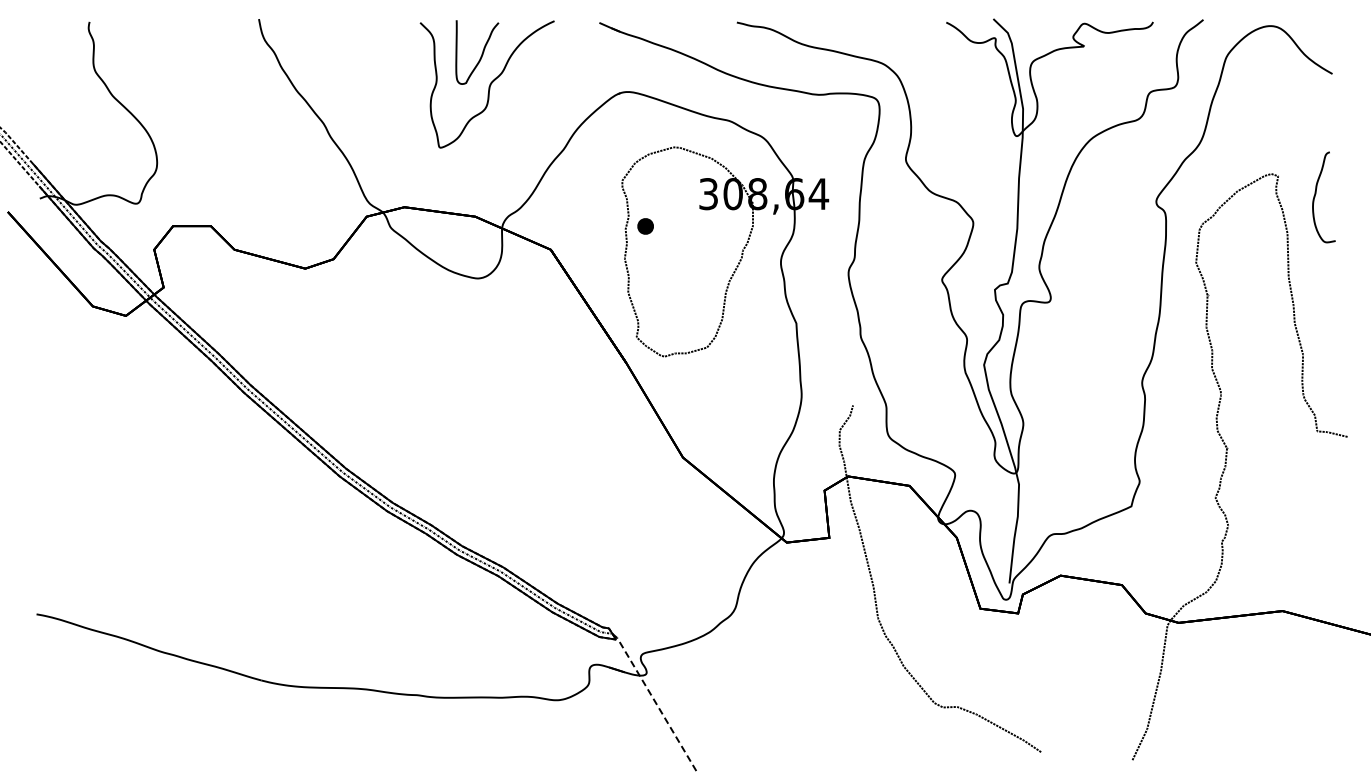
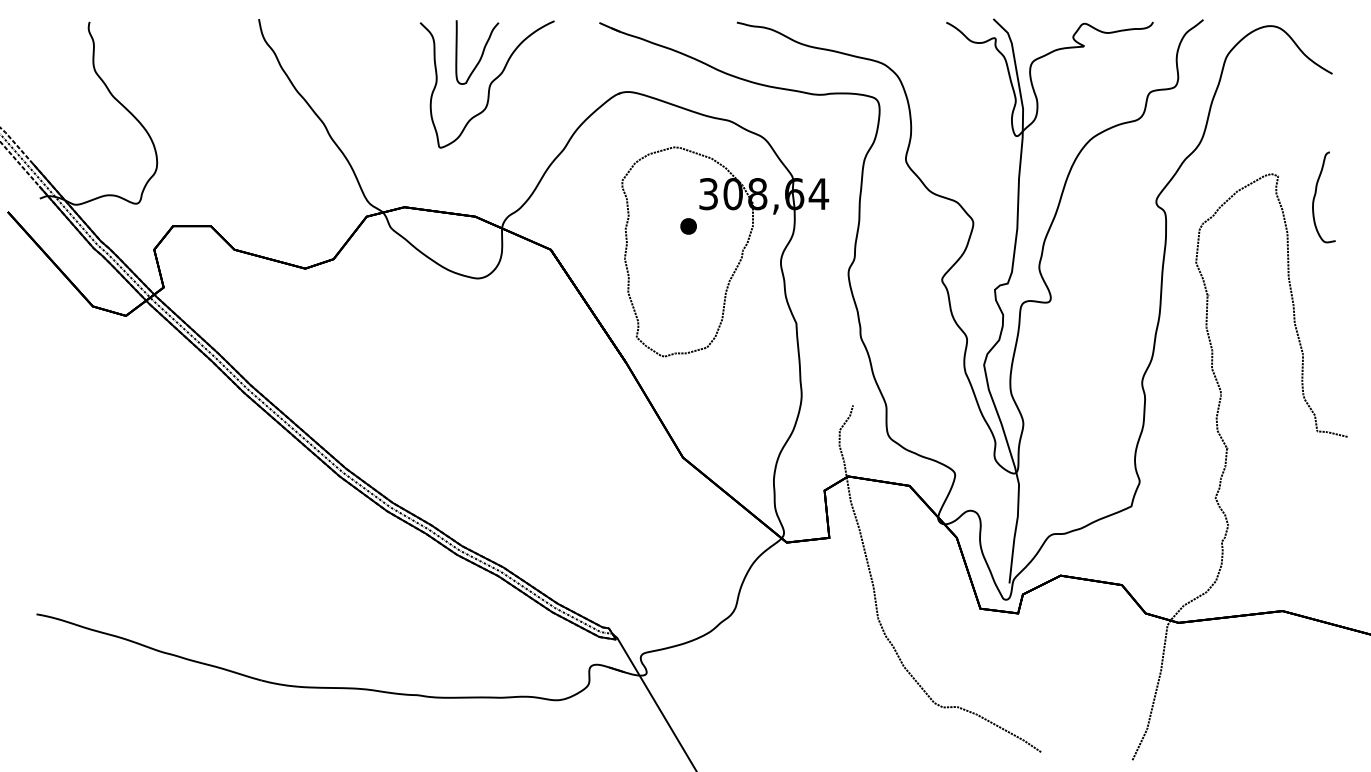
part position: (645, 226) -> (688, 226) (688, 226)
line: dashed -> solid (655, 701)
